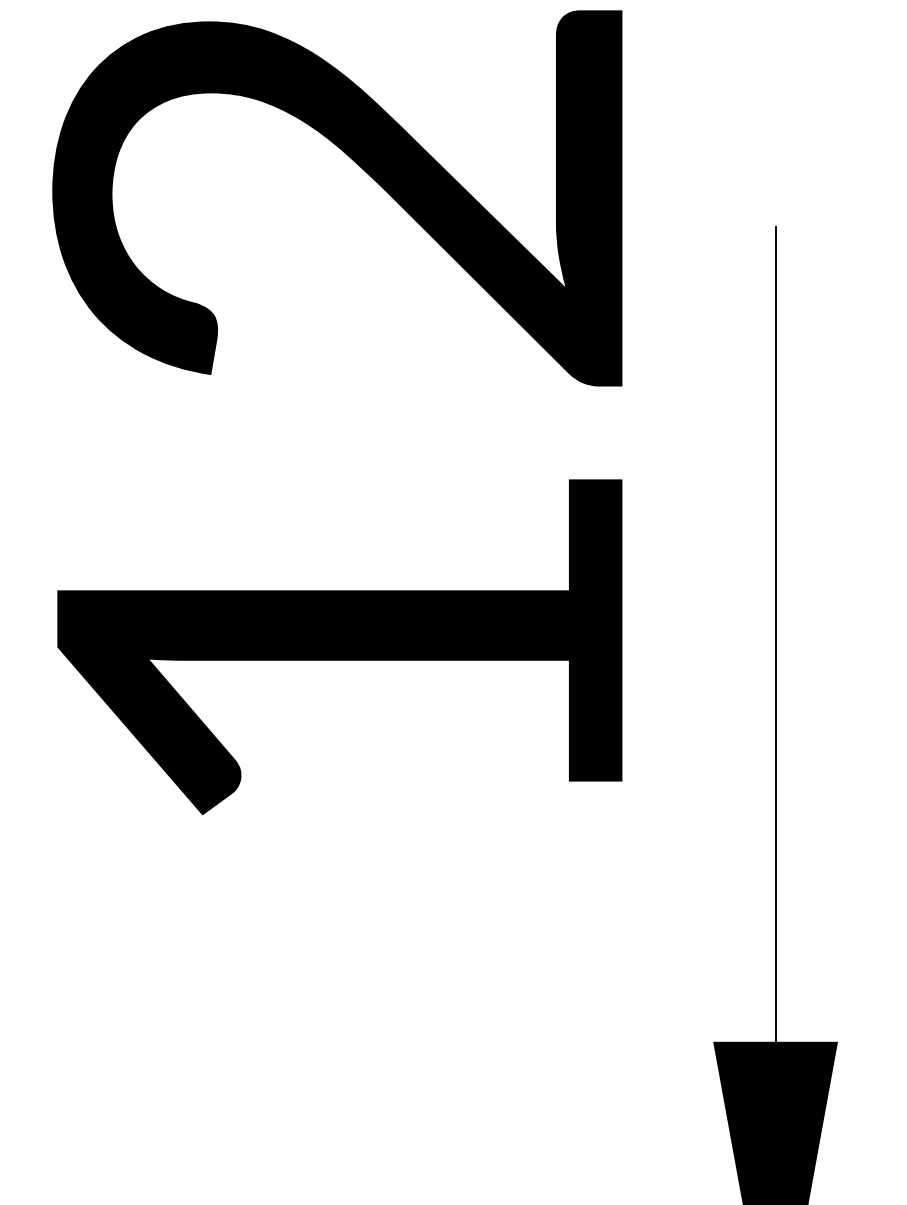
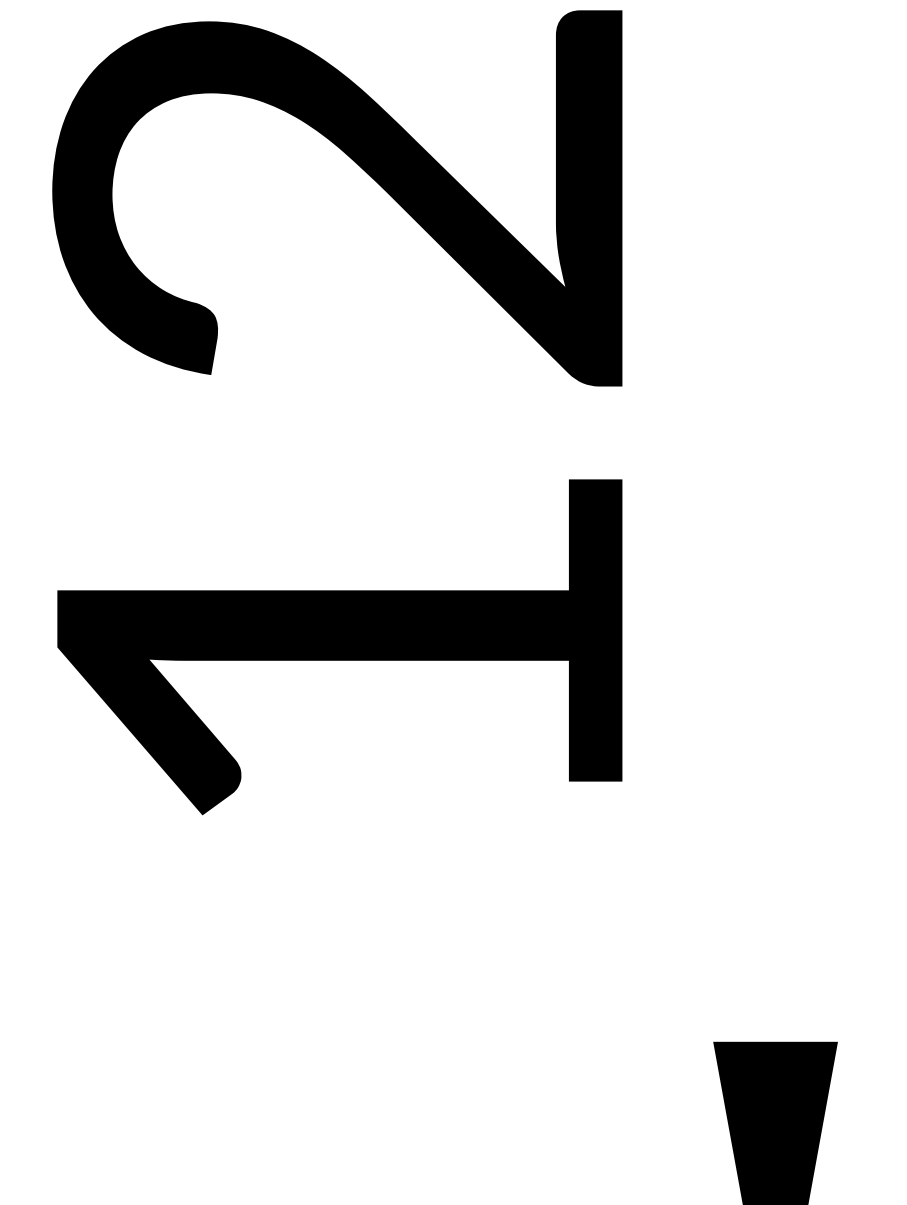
line: present -> none (775, 713)
